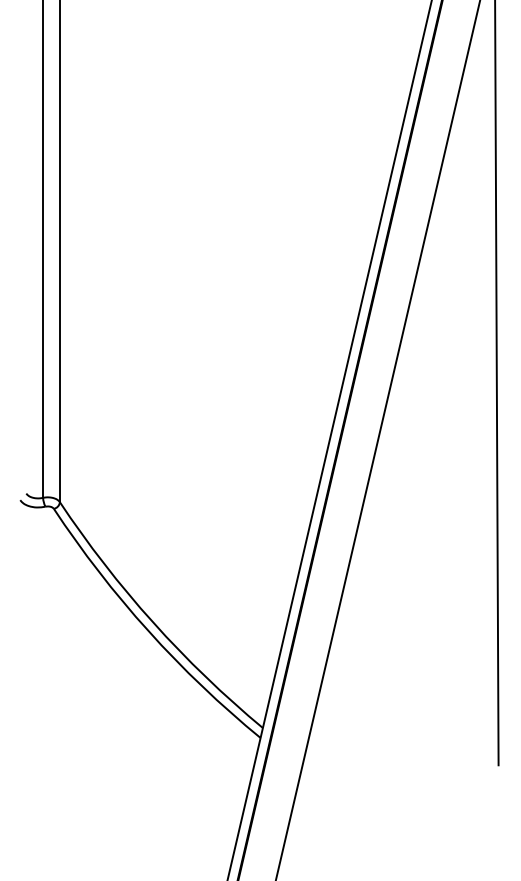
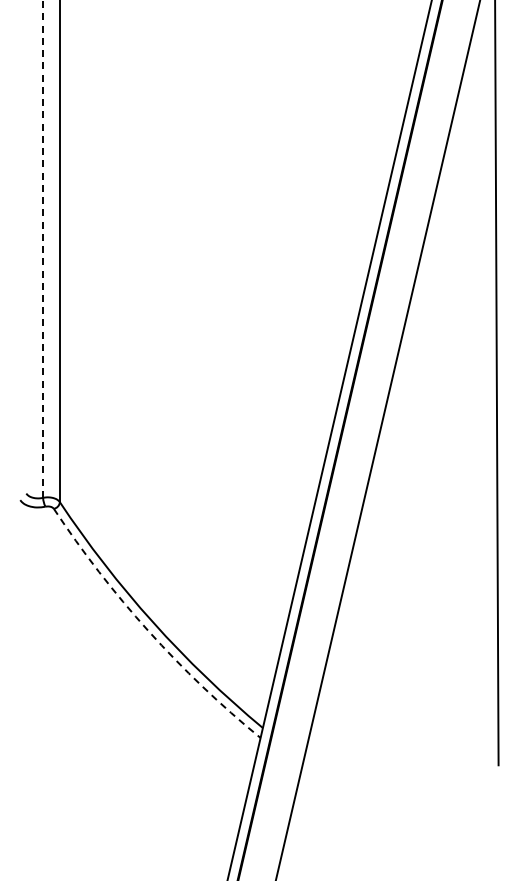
line: solid -> dashed (43, 248)
arc: solid -> dashed (148, 631)
